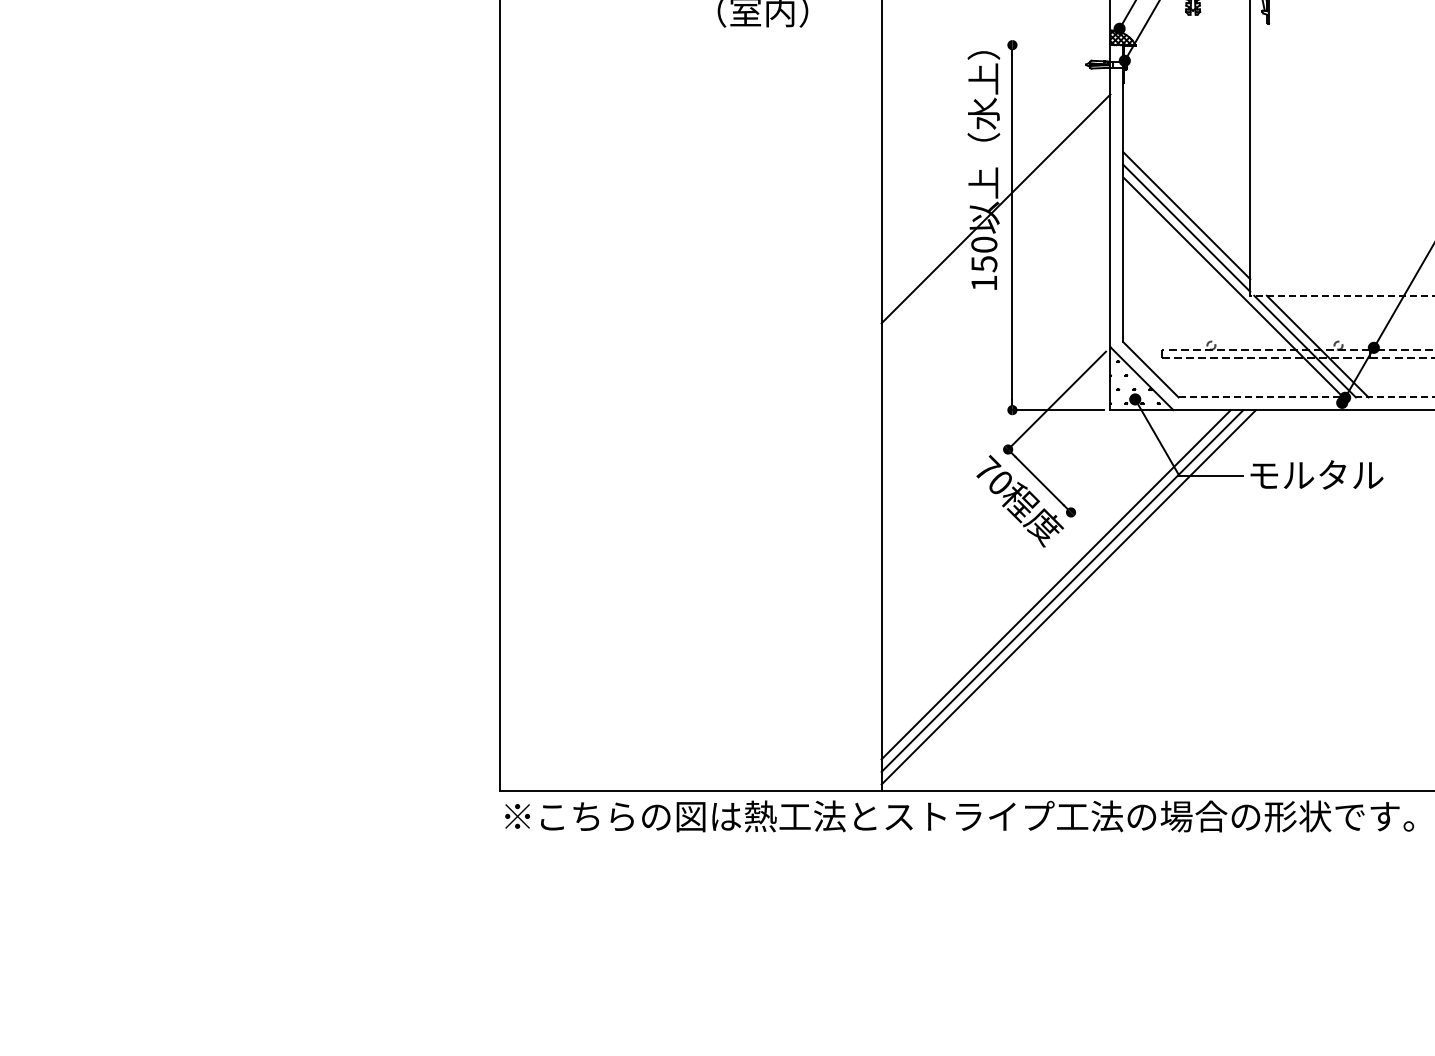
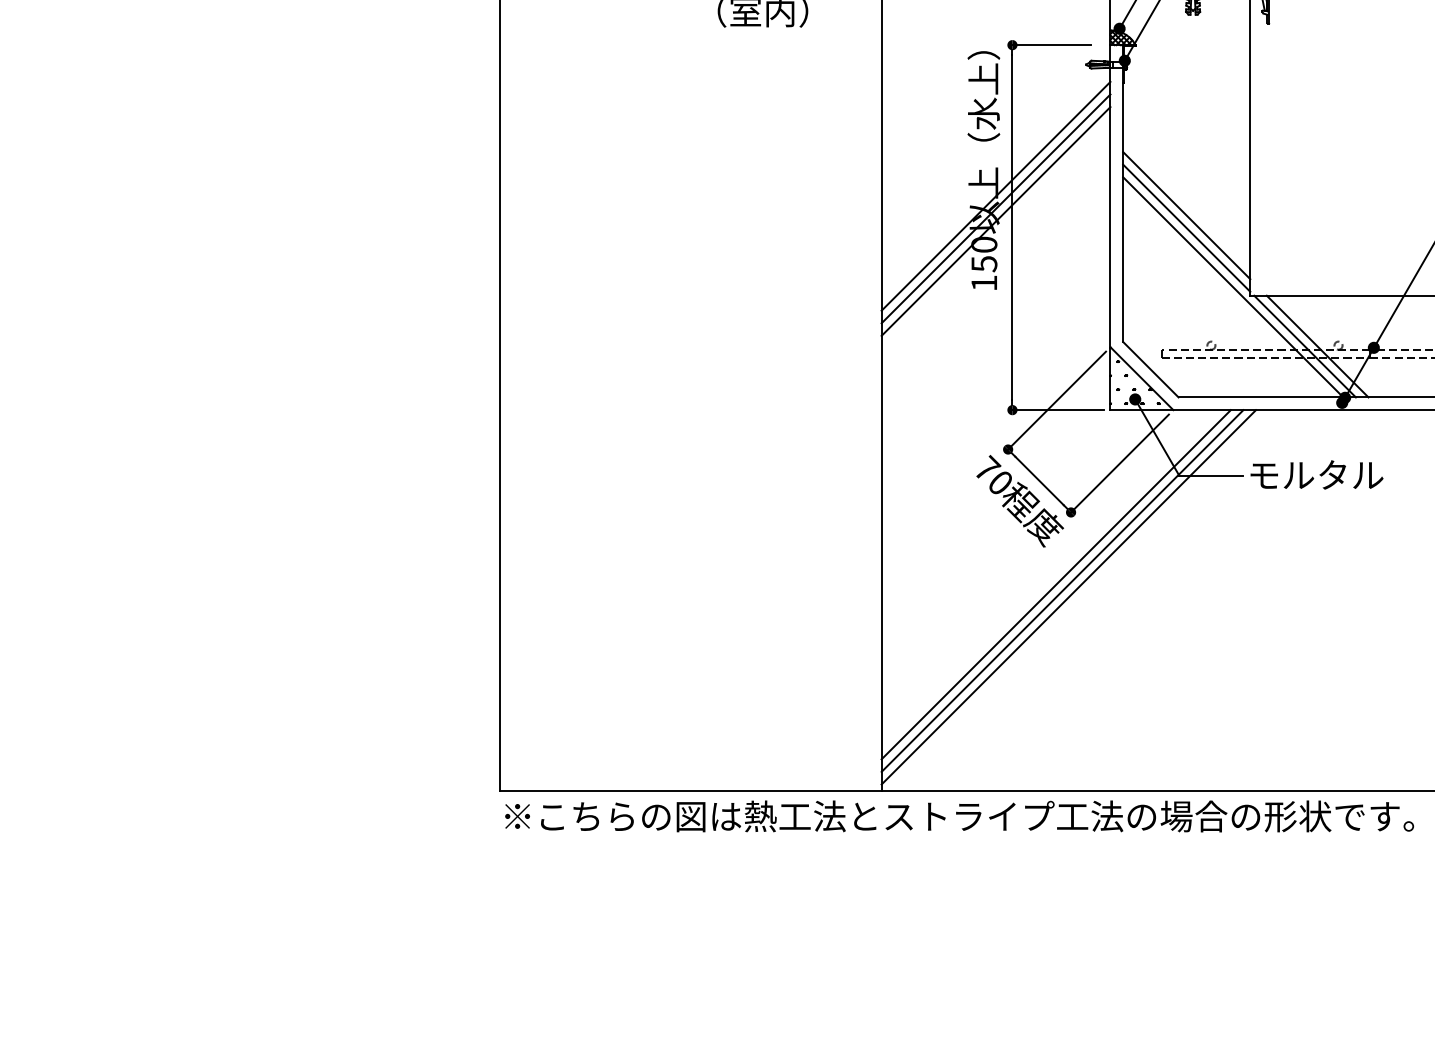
line: none -> present (1051, 45)
line: none -> present (995, 195)
line: none -> present (995, 221)
line: dashed -> solid (1342, 295)
line: dashed -> solid (1306, 397)
line: none -> present (1119, 463)
